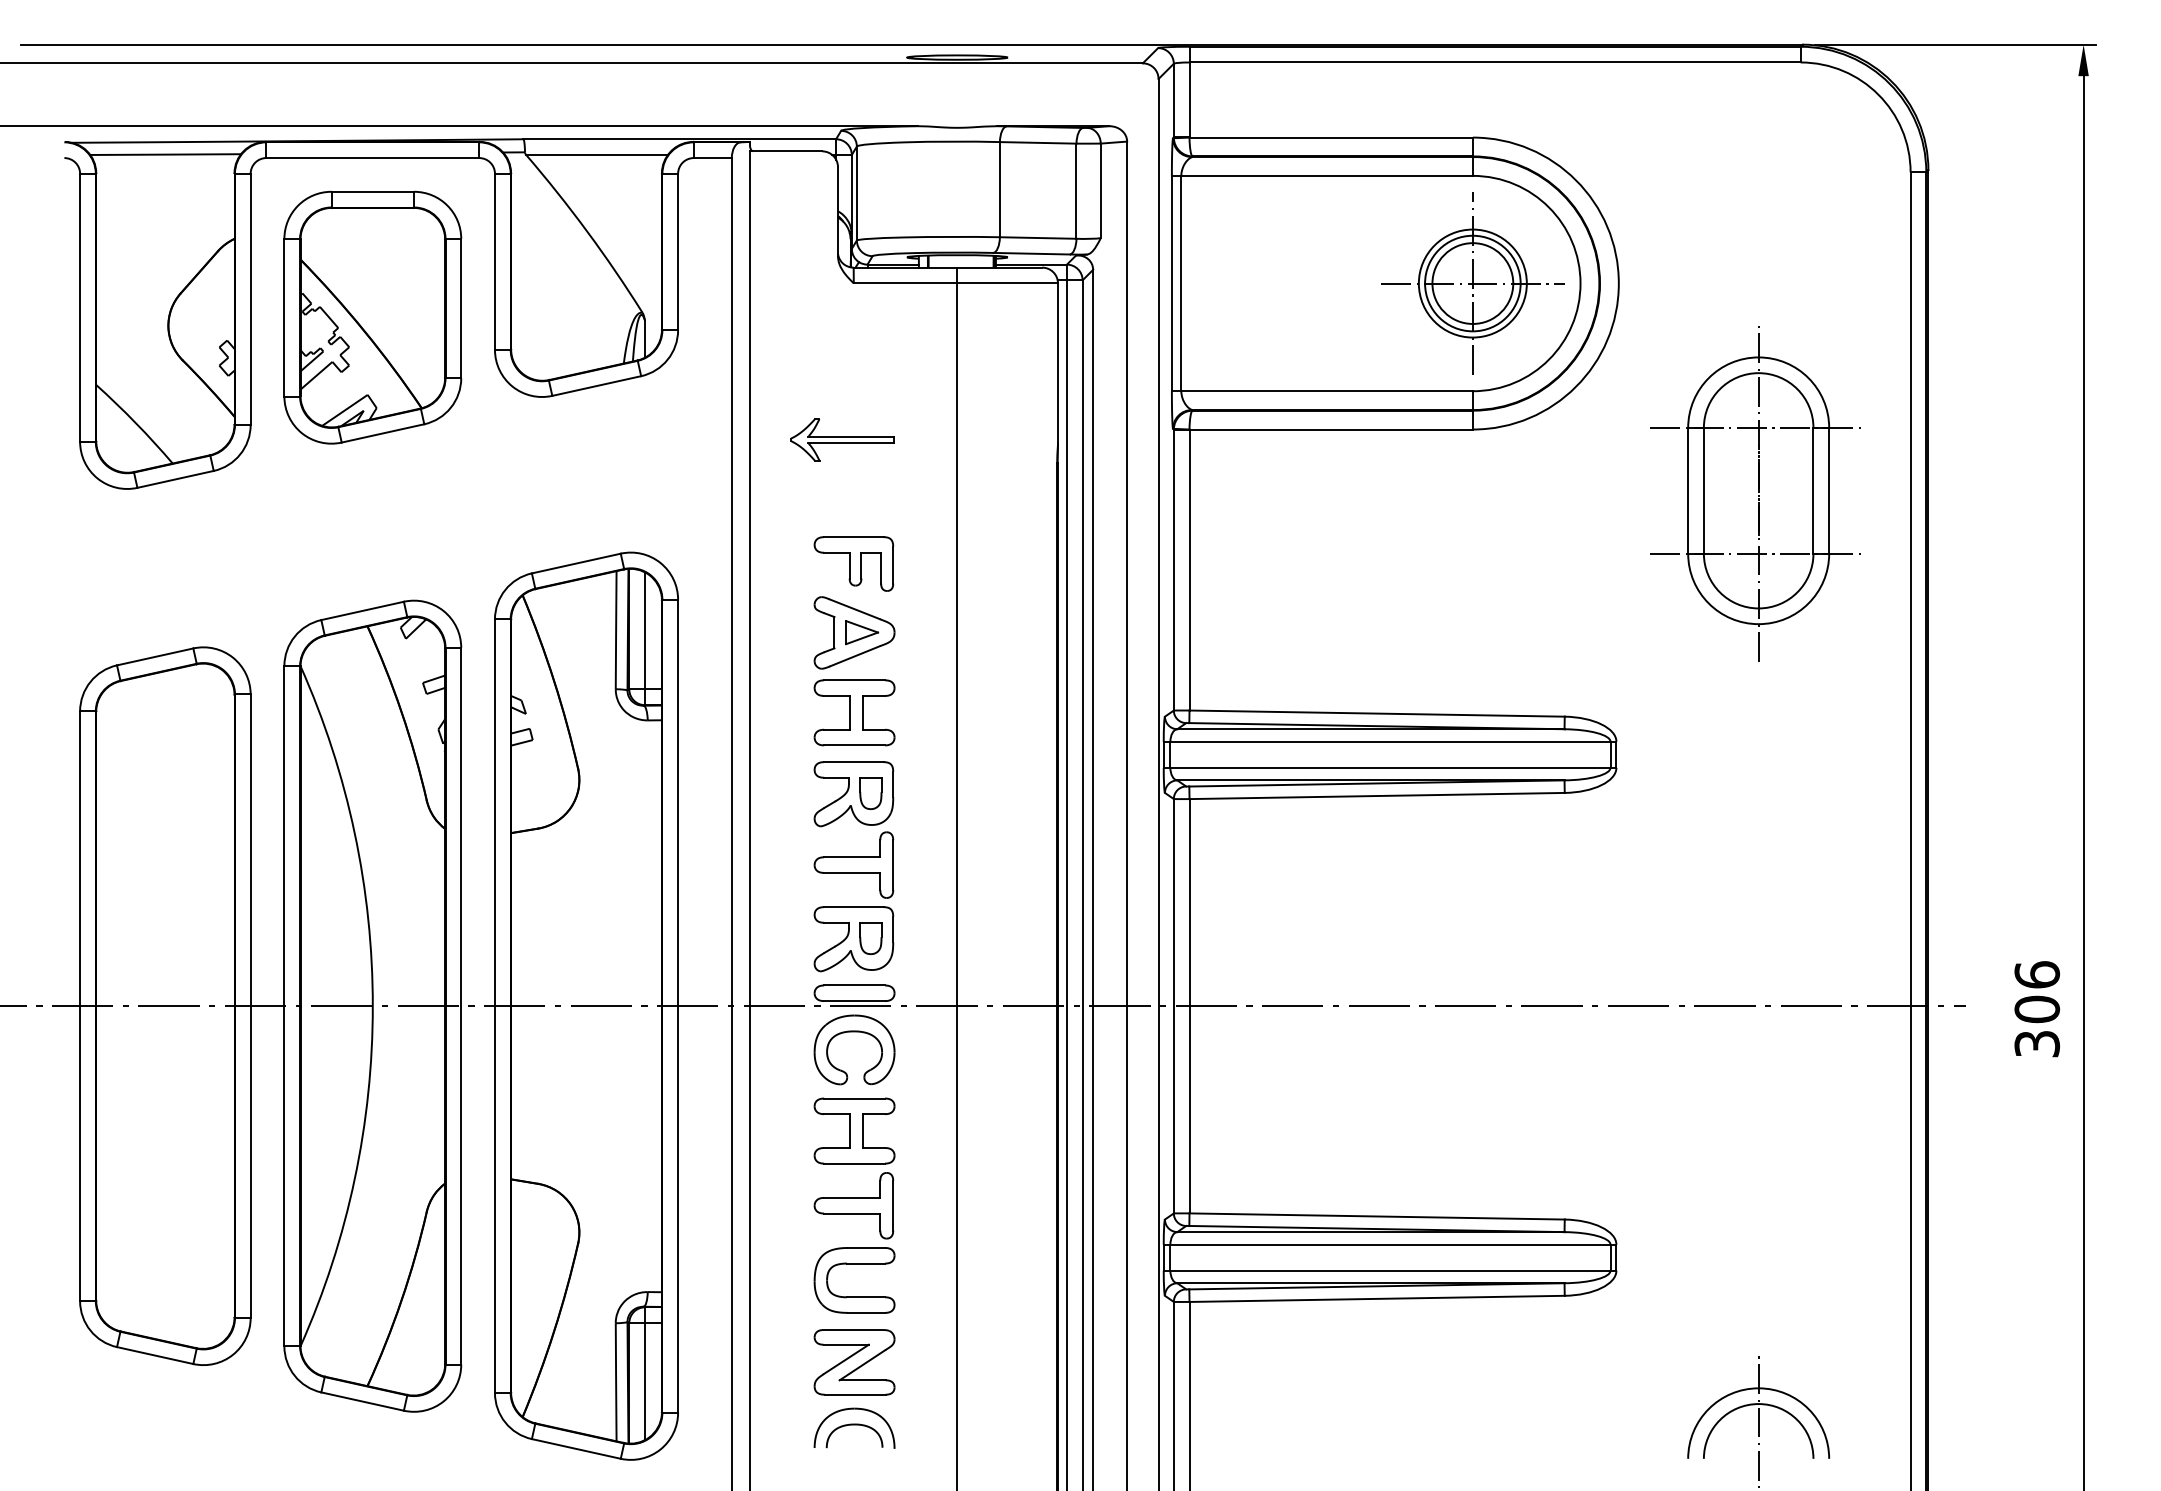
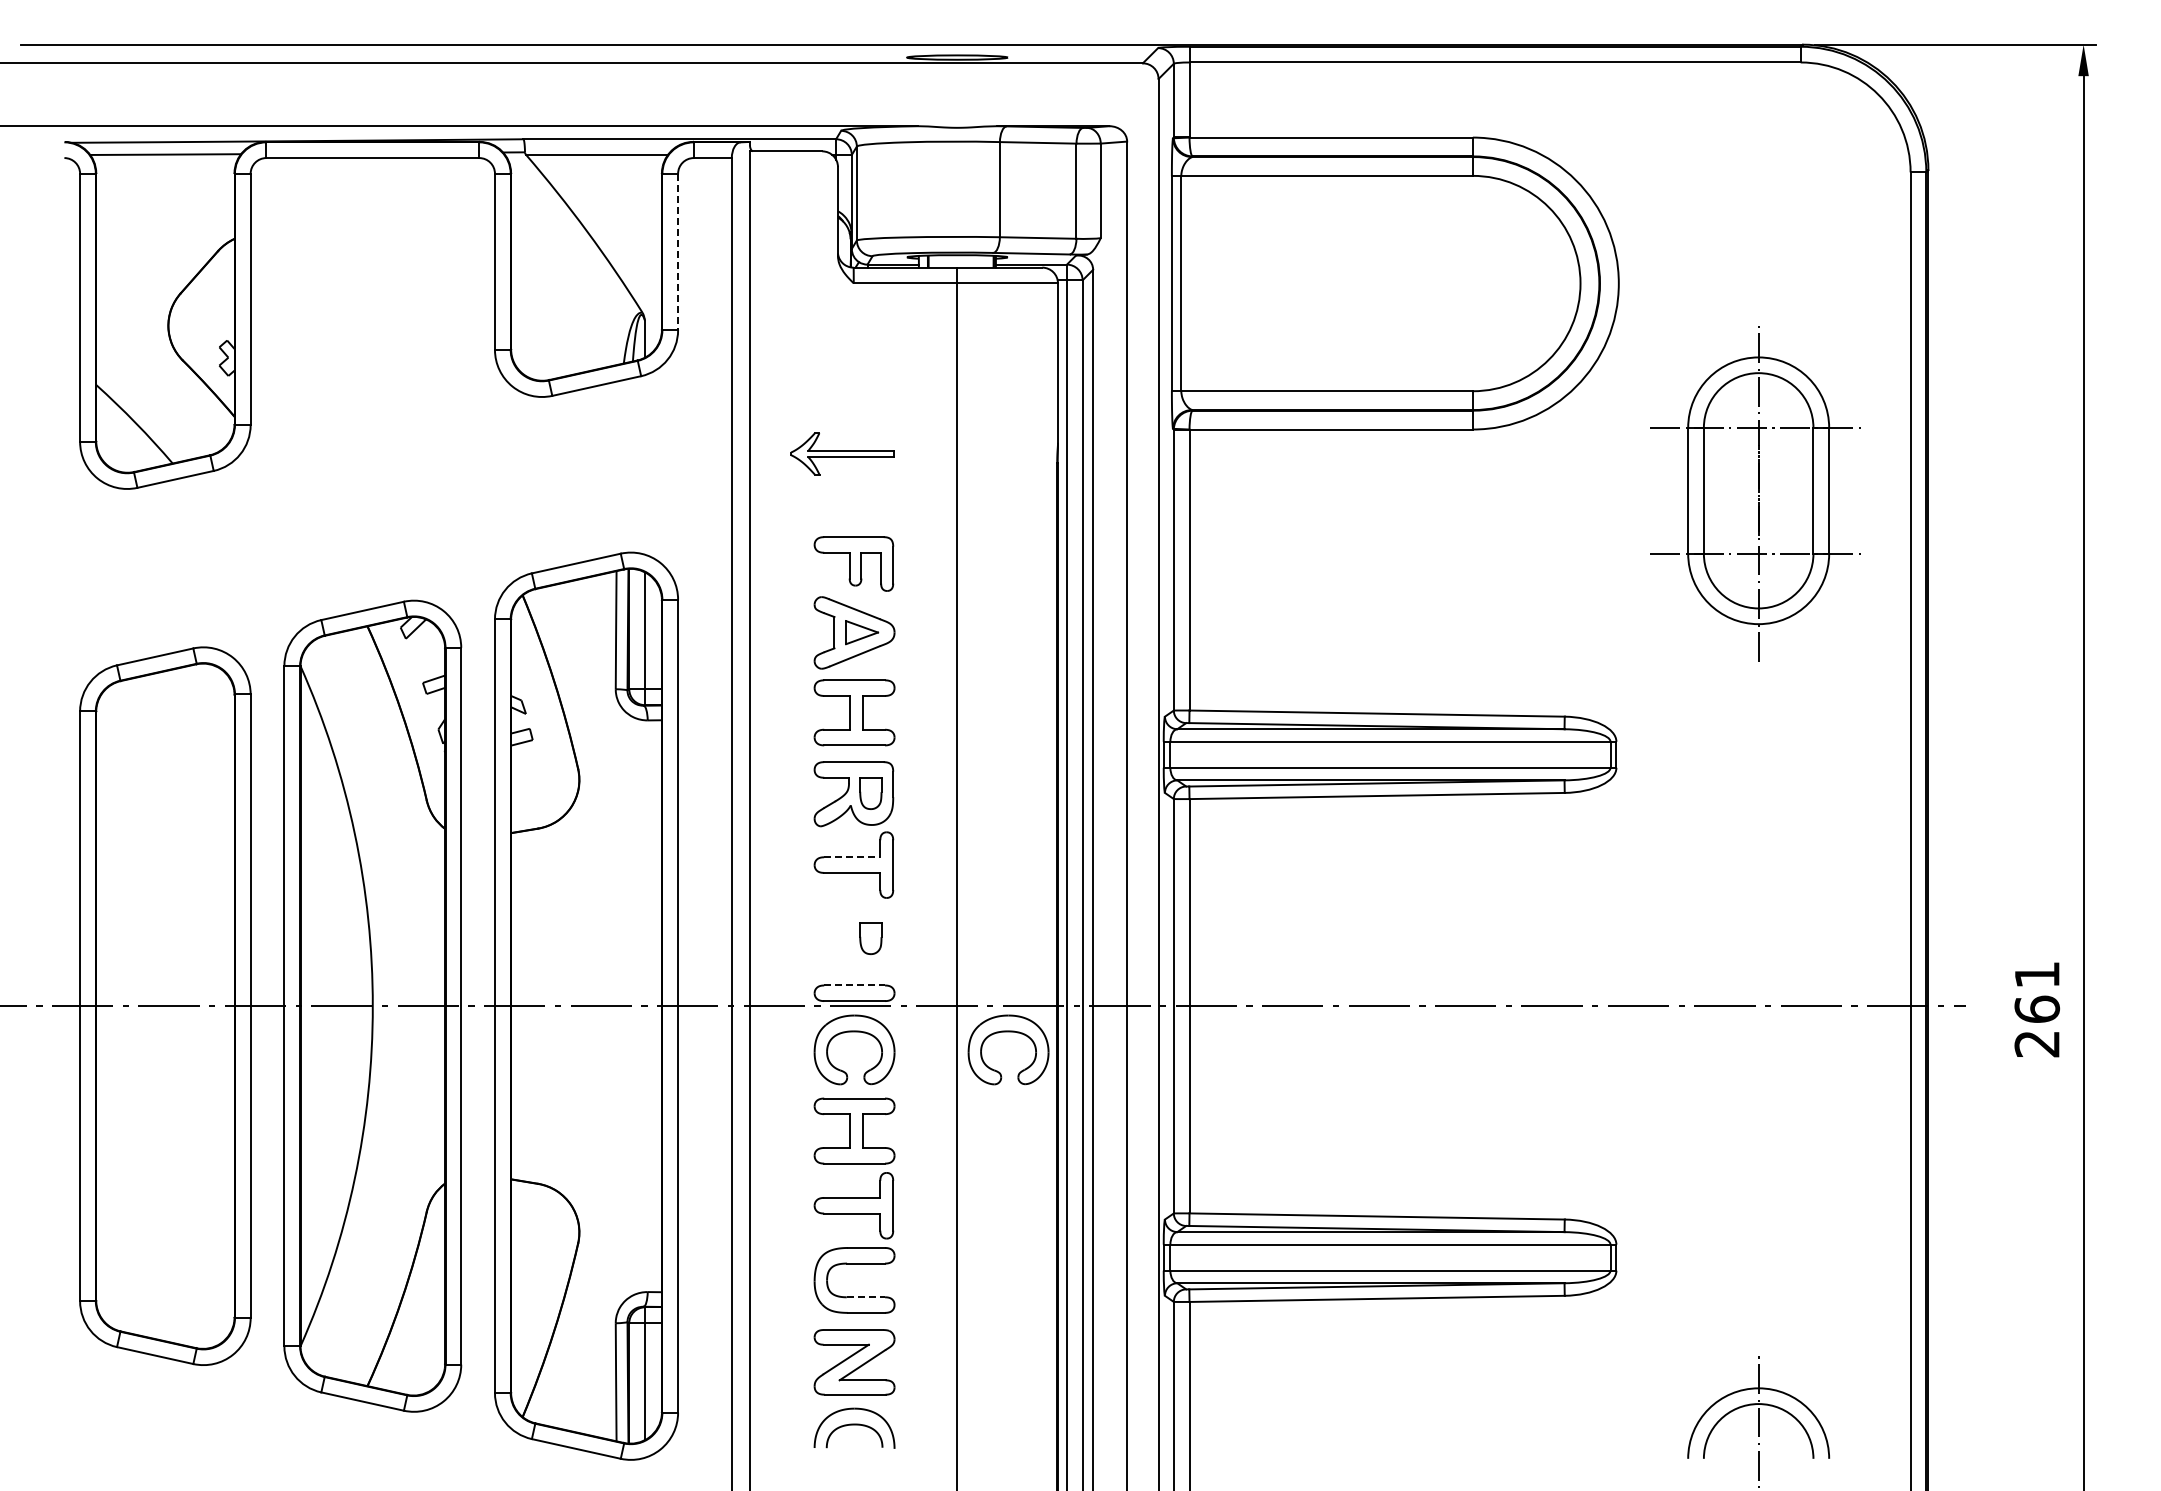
line: solid -> dashed (678, 252)
part: present -> none (1472, 283)
part: present -> none (372, 317)
part position: (842, 439) -> (842, 453) (842, 453)
line: solid -> dashed (852, 857)
part: present -> none (853, 939)
line: solid -> dashed (855, 985)
text: 306 -> 261 (2037, 1009)
part: none -> present (1008, 1032)
line: solid -> dashed (866, 1297)
